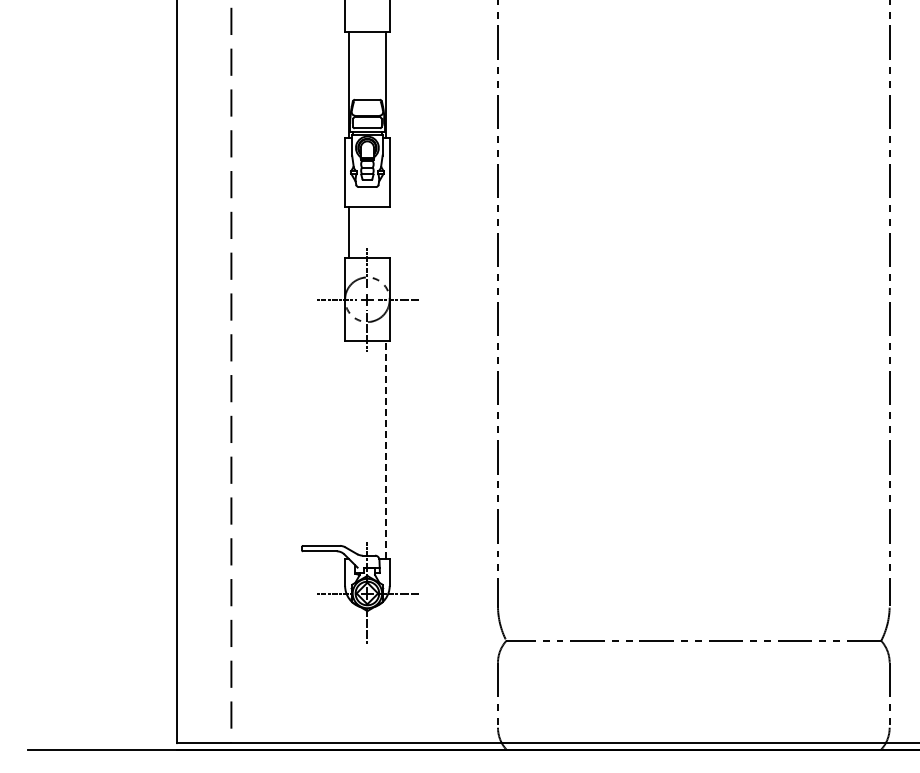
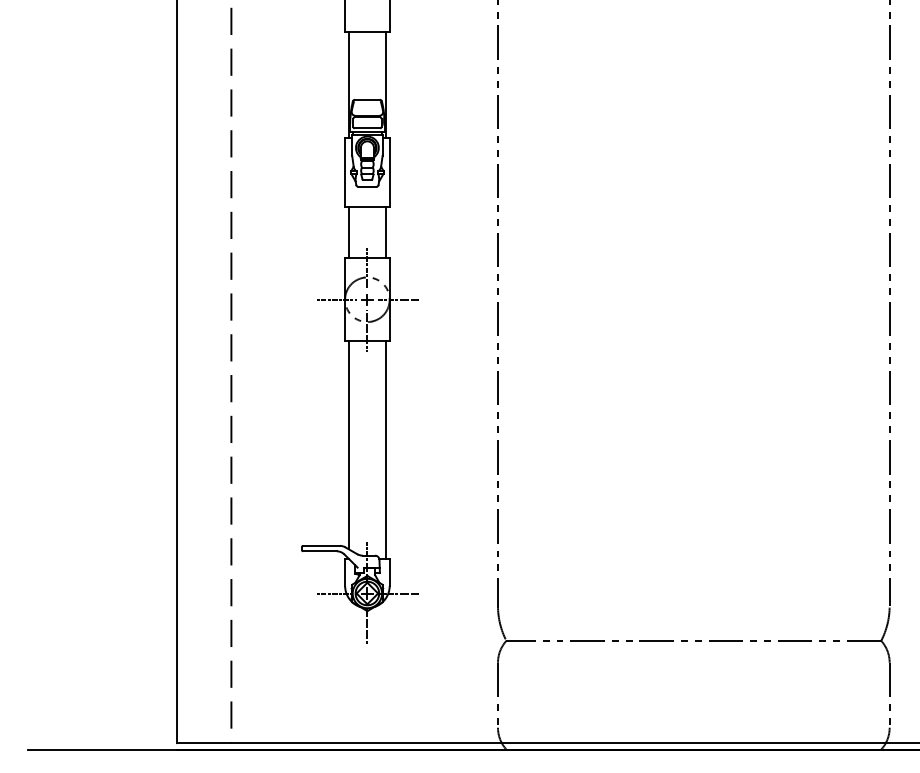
line: none -> present (385, 232)
line: none -> present (348, 445)
line: dashed -> solid (385, 449)
